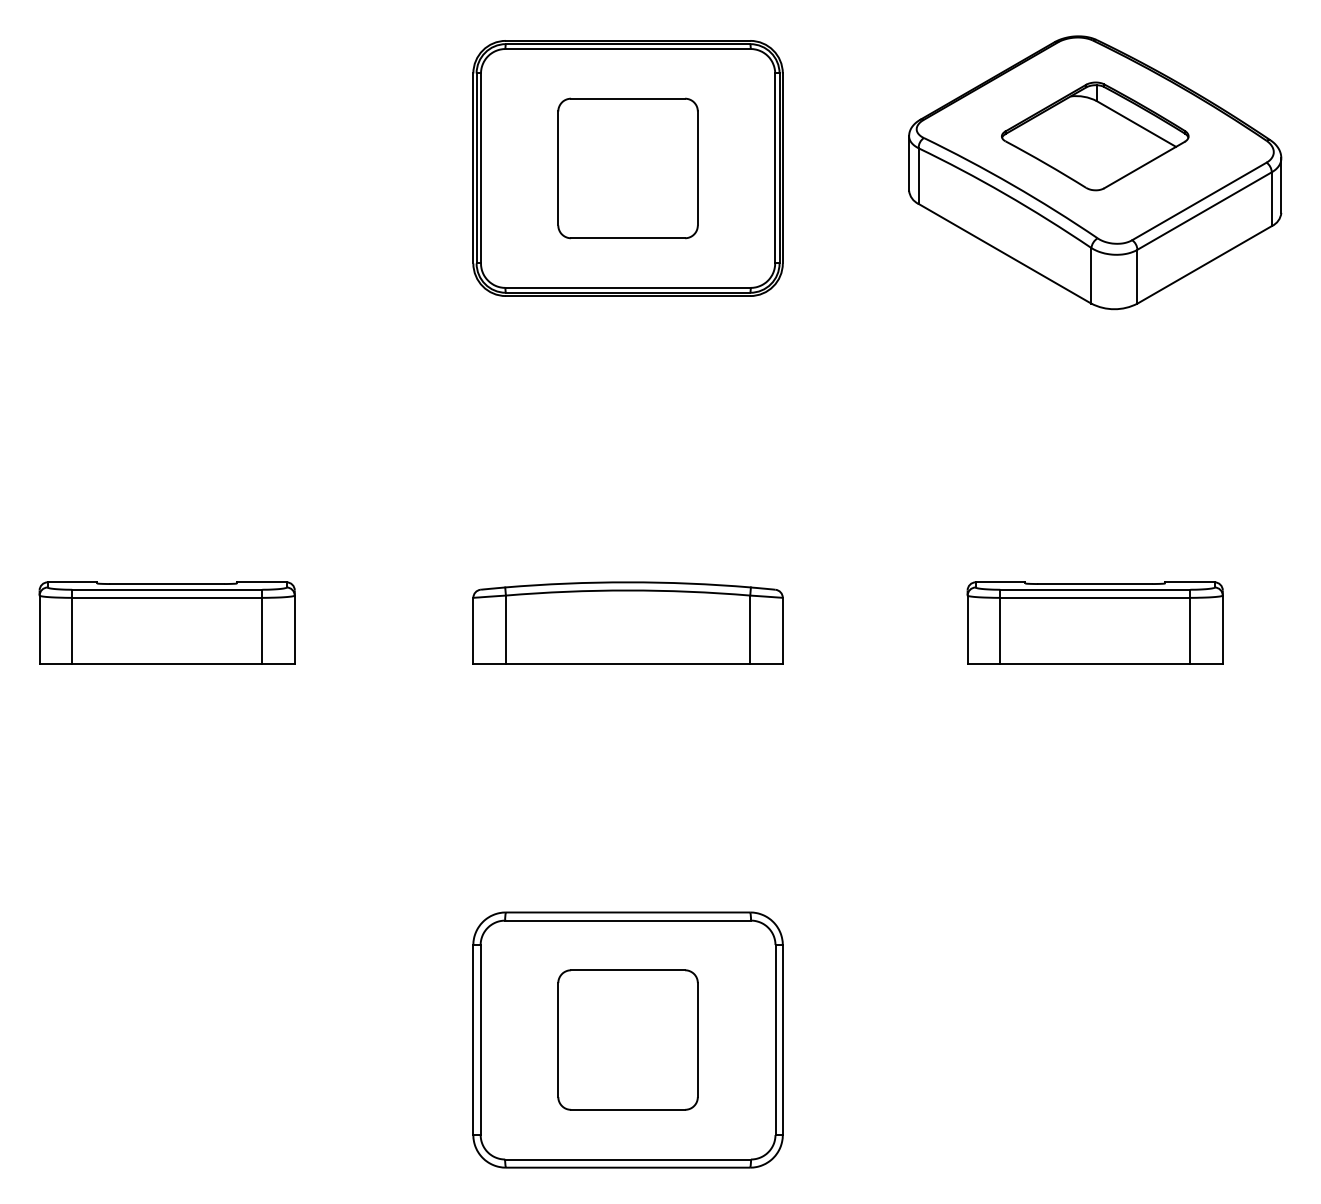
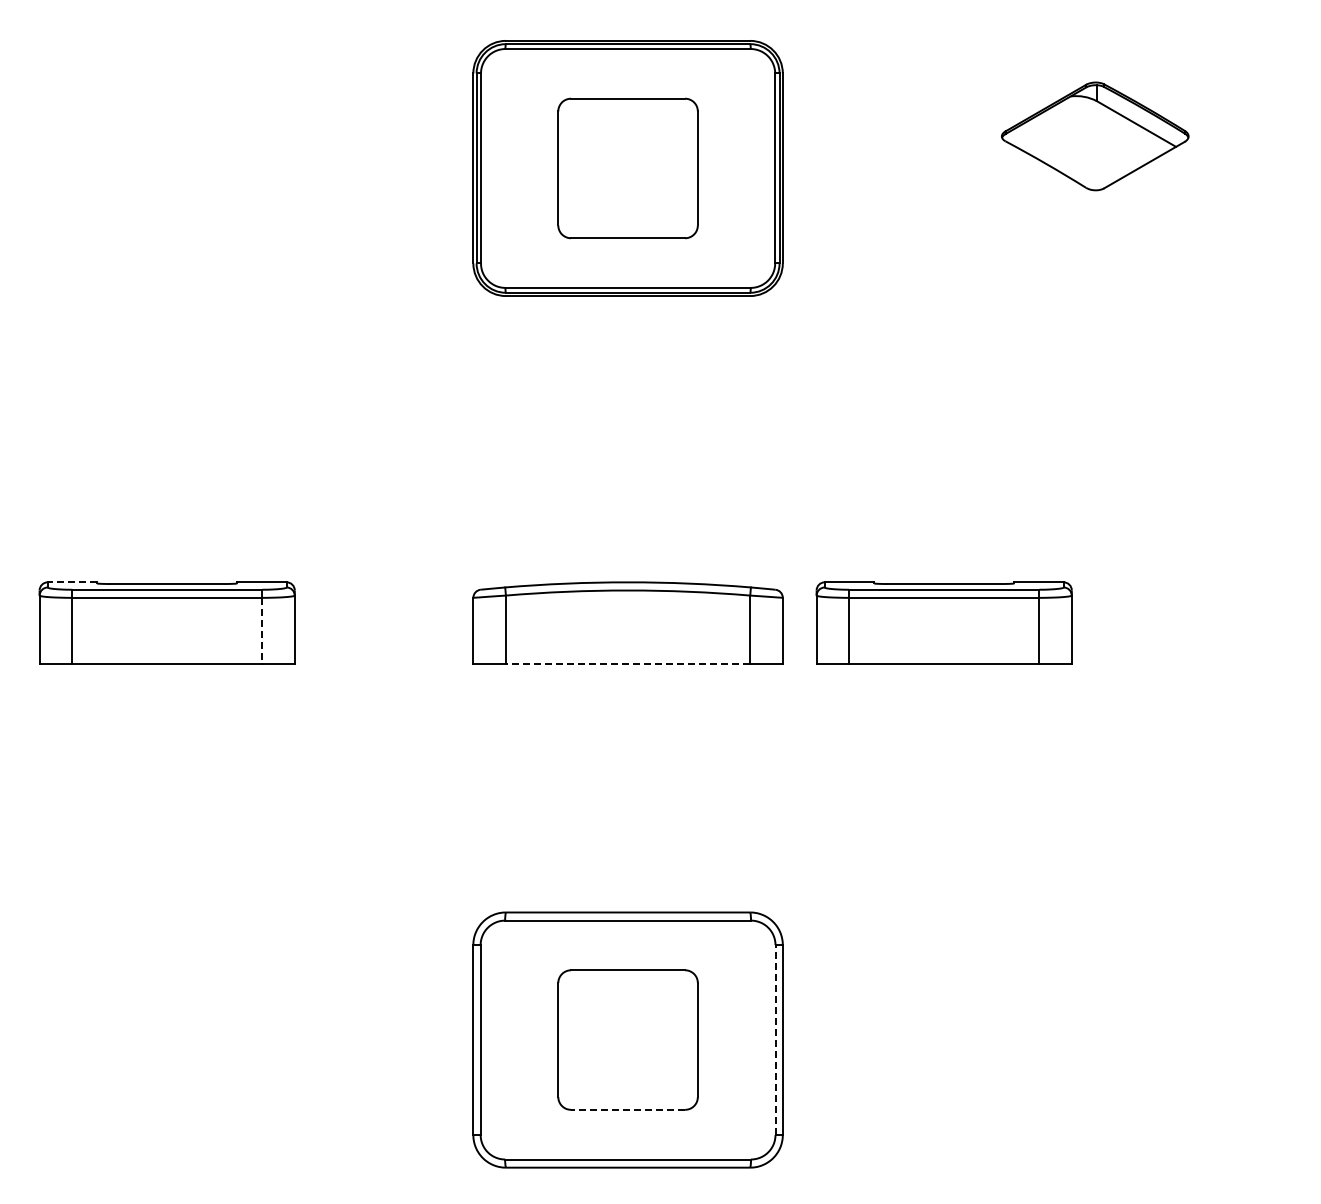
part: present -> none (1095, 172)
line: solid -> dashed (72, 582)
part position: (1094, 622) -> (943, 622) (943, 622)
line: solid -> dashed (262, 630)
line: solid -> dashed (627, 663)
line: solid -> dashed (775, 1039)
line: solid -> dashed (627, 1109)
